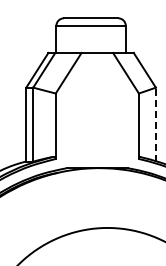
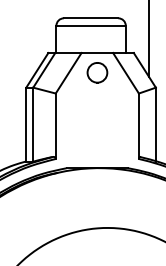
line: none -> present (149, 39)
part: none -> present (97, 72)
line: dashed -> solid (155, 124)
